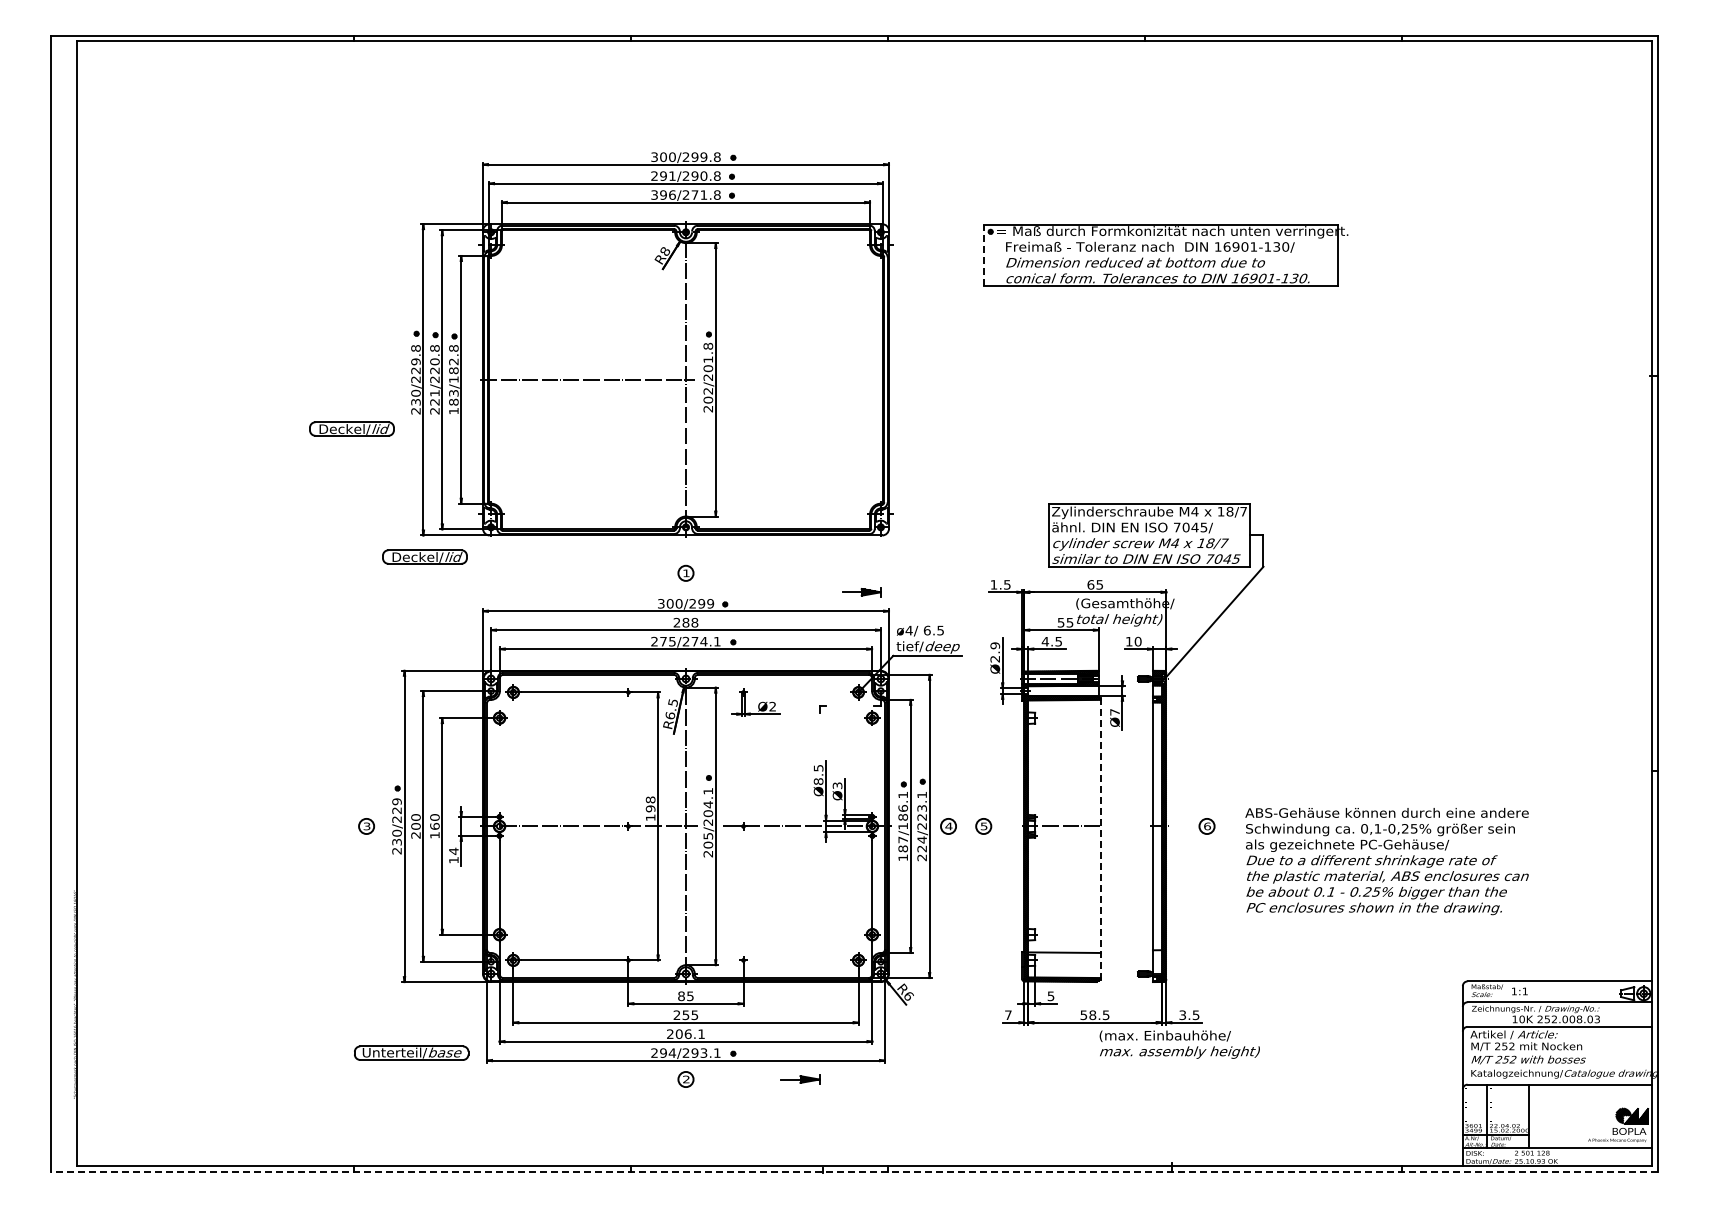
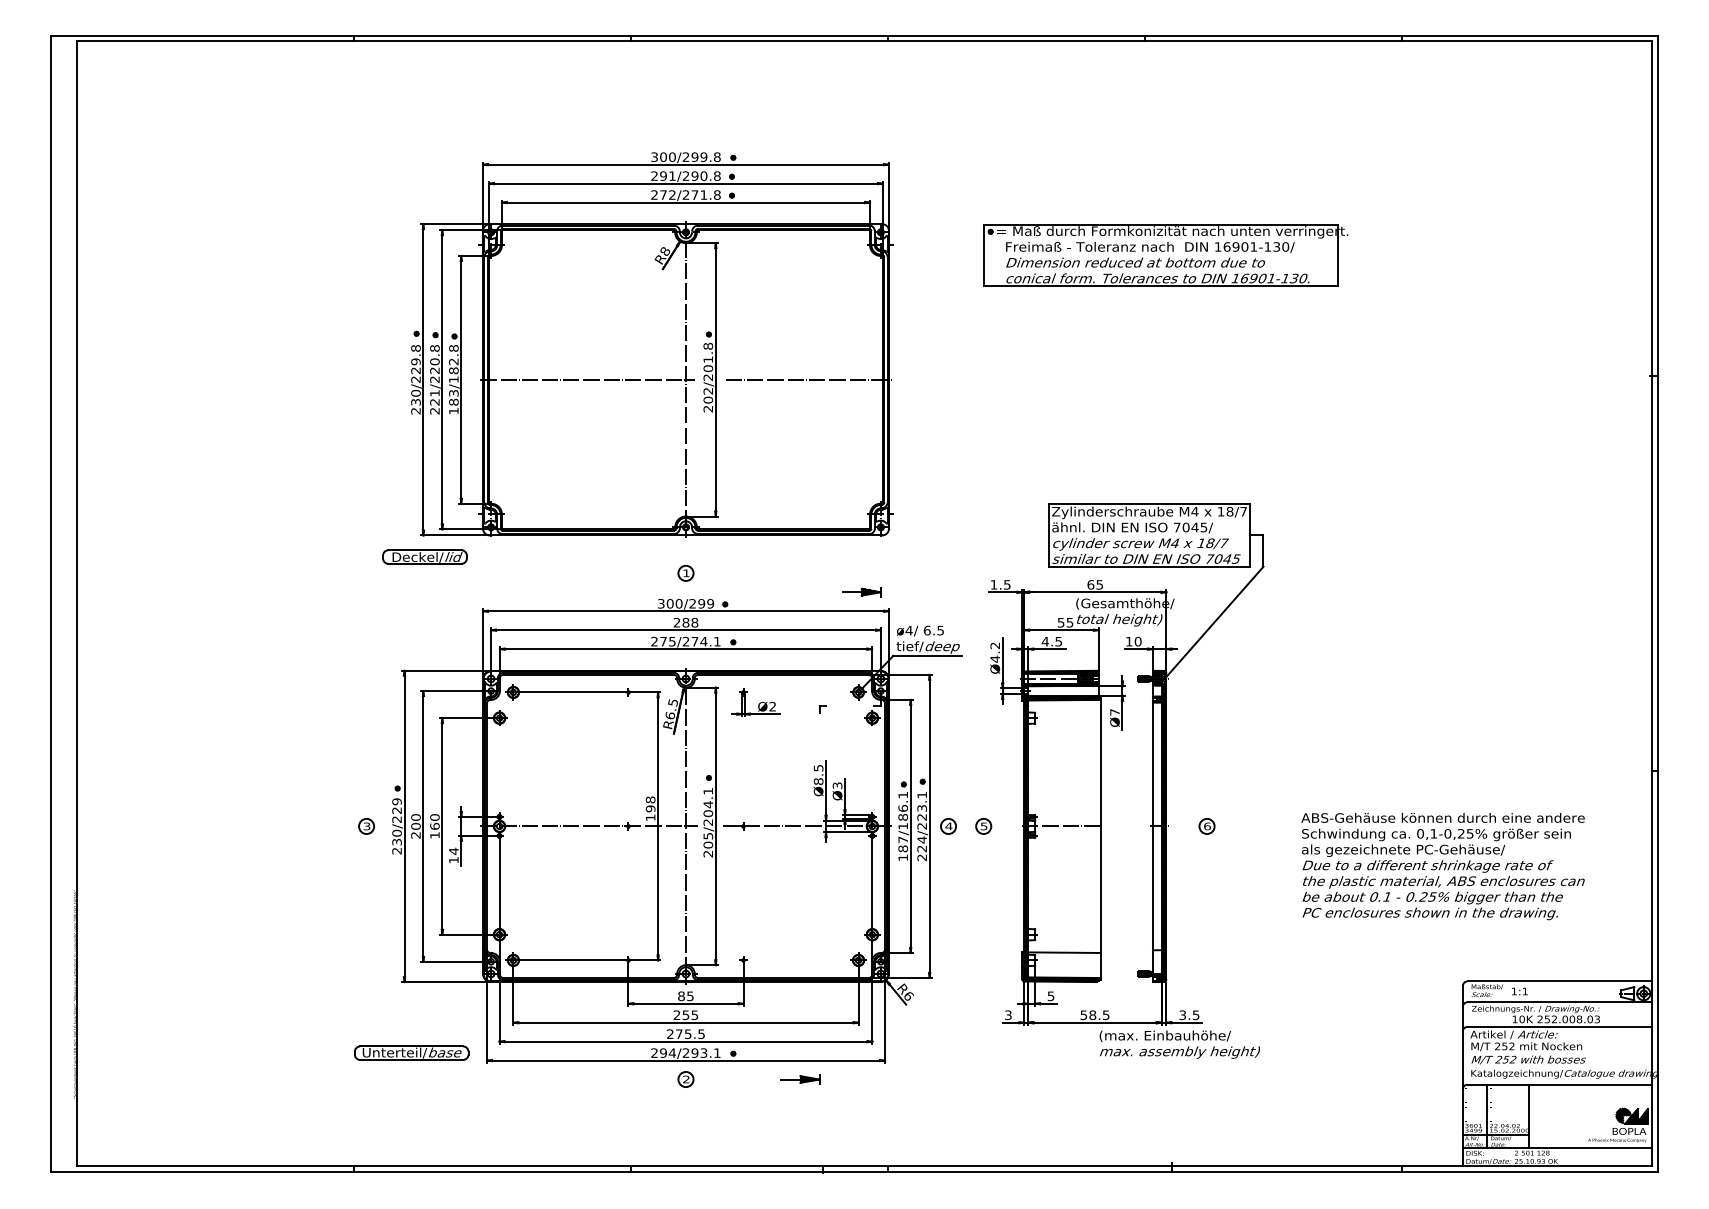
text: 396/271.8 -> 272/271.8 (663, 194)
line: dashed -> solid (983, 255)
line: none -> present (808, 379)
part: present -> none (351, 428)
text: Ø2.9 -> Ø4.2 (995, 652)
line: dashed -> solid (1100, 839)
text position: (1386, 861) -> (1442, 866) (1442, 866)
text: 7 -> 3 (1008, 1015)
text: 206.1 -> 275.5 (689, 1033)
line: dashed -> solid (854, 1171)
